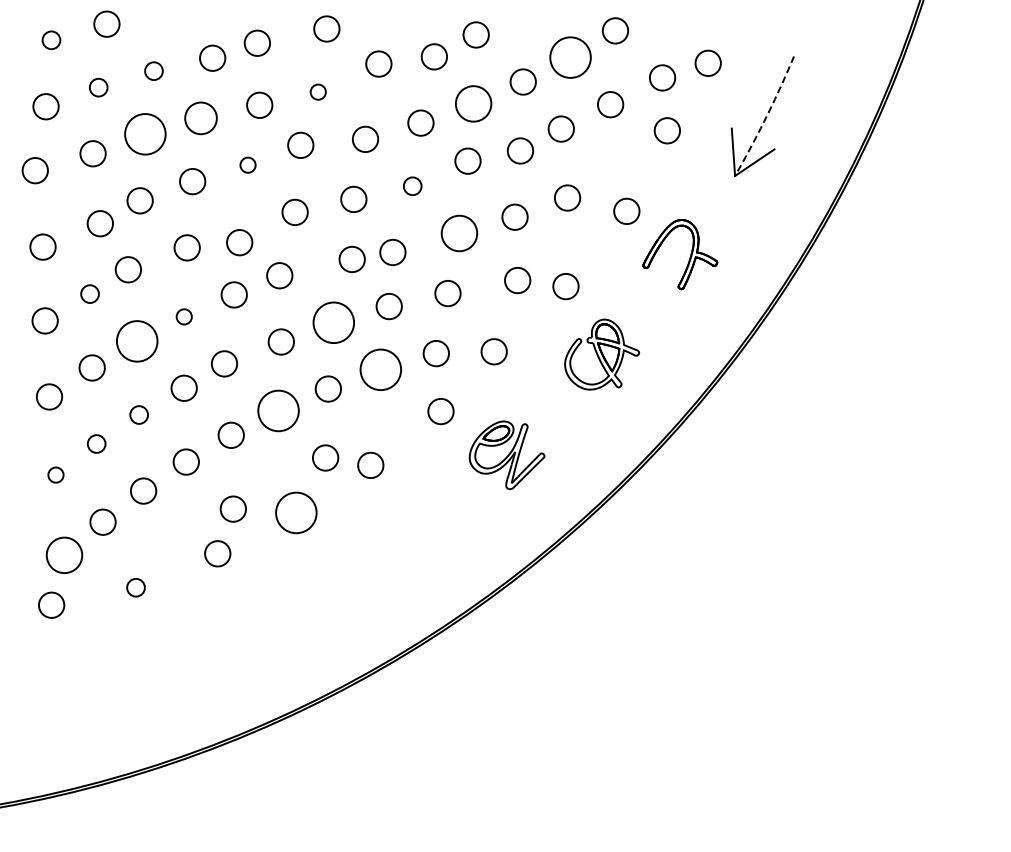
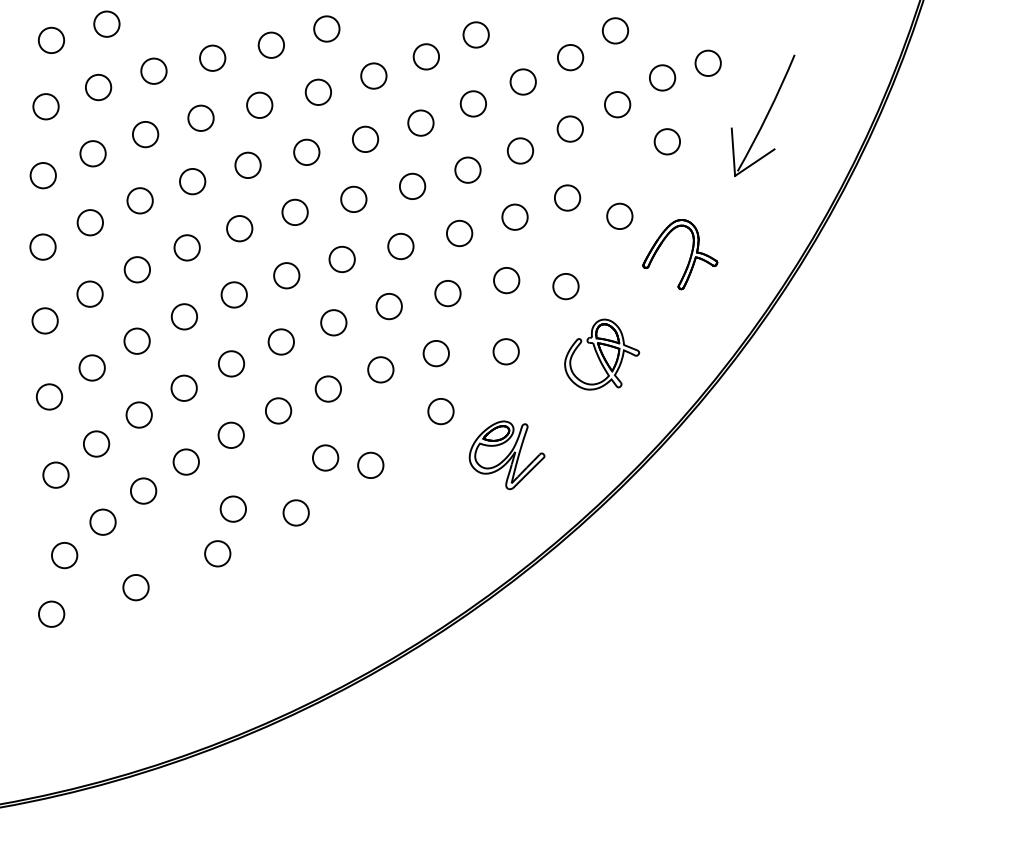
circle size: 21x21 px -> 29x28 px (51, 39)
circle position: (256, 42) -> (270, 44) (270, 44)
circle position: (433, 56) -> (425, 56) (425, 56)
circle diameter: 41 px -> 25 px (570, 57)
circle position: (378, 63) -> (373, 75) (373, 75)
circle size: 20x20 px -> 28x28 px (153, 70)
circle size: 21x21 px -> 28x28 px (98, 87)
circle size: 18x18 px -> 28x28 px (317, 91)
circle size: 38x38 px -> 28x28 px (472, 103)
circle position: (610, 104) -> (617, 104) (617, 104)
arc: dashed -> solid (767, 113)
circle size: 34x35 px -> 28x28 px (200, 117)
circle position: (560, 128) -> (569, 128) (569, 128)
circle position: (666, 130) -> (666, 141) (666, 141)
circle size: 43x43 px -> 28x28 px (145, 134)
circle position: (300, 144) -> (306, 151) (306, 151)
circle position: (467, 160) -> (467, 169) (467, 169)
circle size: 18x18 px -> 28x28 px (247, 164)
circle position: (34, 170) -> (42, 175) (42, 175)
circle size: 20x21 px -> 28x28 px (412, 185)
circle position: (626, 210) -> (619, 215) (619, 215)
circle position: (99, 223) -> (89, 222) (89, 222)
circle size: 39x39 px -> 28x29 px (459, 233)
circle position: (239, 242) -> (239, 228) (239, 228)
circle position: (392, 251) -> (400, 245) (400, 245)
circle position: (351, 258) -> (341, 258) (341, 258)
circle position: (127, 269) -> (136, 269) (136, 269)
circle position: (279, 275) -> (286, 275) (286, 275)
circle position: (517, 280) -> (506, 280) (506, 280)
circle size: 20x20 px -> 28x28 px (89, 293)
circle size: 18x18 px -> 28x28 px (183, 316)
circle diameter: 41 px -> 25 px (333, 322)
circle size: 43x43 px -> 28x28 px (136, 340)
circle position: (493, 351) -> (505, 351) (505, 351)
circle position: (224, 363) -> (231, 363) (231, 363)
circle diameter: 41 px -> 25 px (380, 369)
circle diameter: 41 px -> 25 px (278, 410)
circle size: 20x20 px -> 28x28 px (138, 414)
circle size: 20x20 px -> 28x28 px (96, 443)
circle size: 18x18 px -> 28x28 px (55, 474)
circle size: 43x44 px -> 28x28 px (295, 512)
circle size: 39x38 px -> 28x28 px (64, 555)
circle size: 20x20 px -> 28x28 px (135, 587)
circle position: (51, 604) -> (51, 613) (51, 613)
